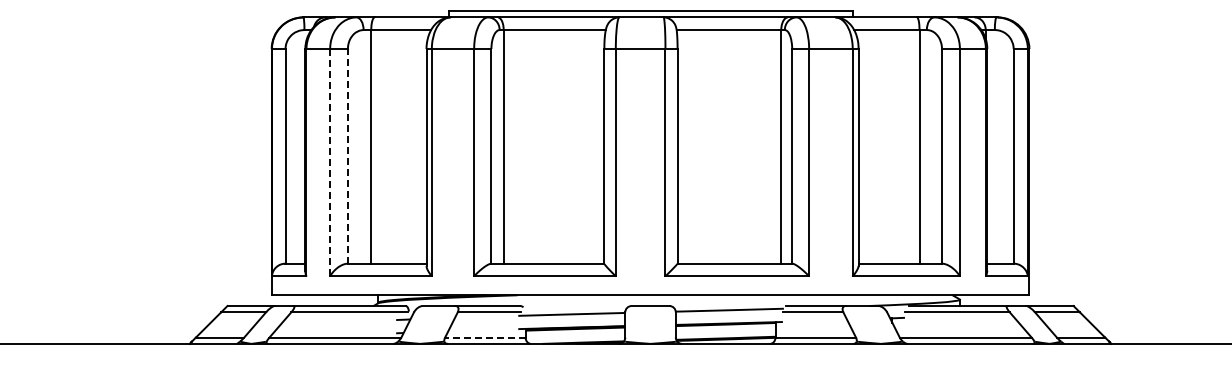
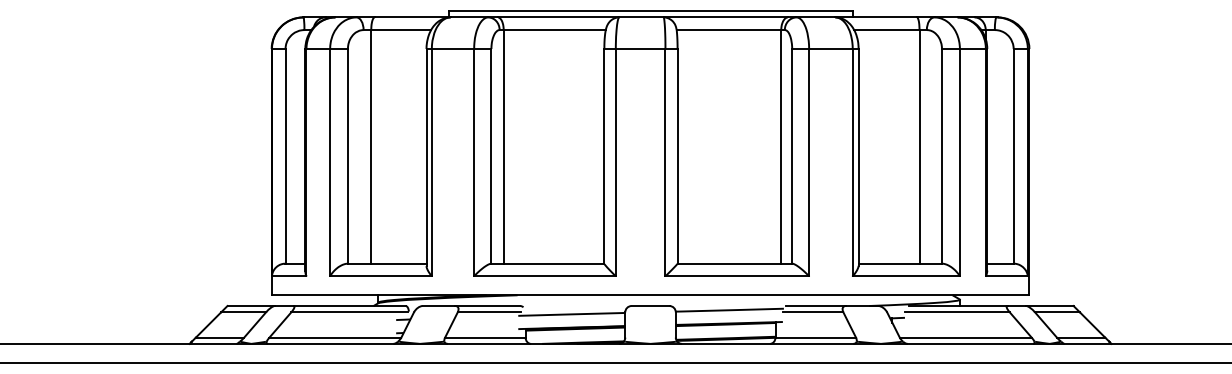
line: dashed -> solid (347, 155)
line: dashed -> solid (330, 162)
line: dashed -> solid (484, 337)
line: none -> present (615, 362)
